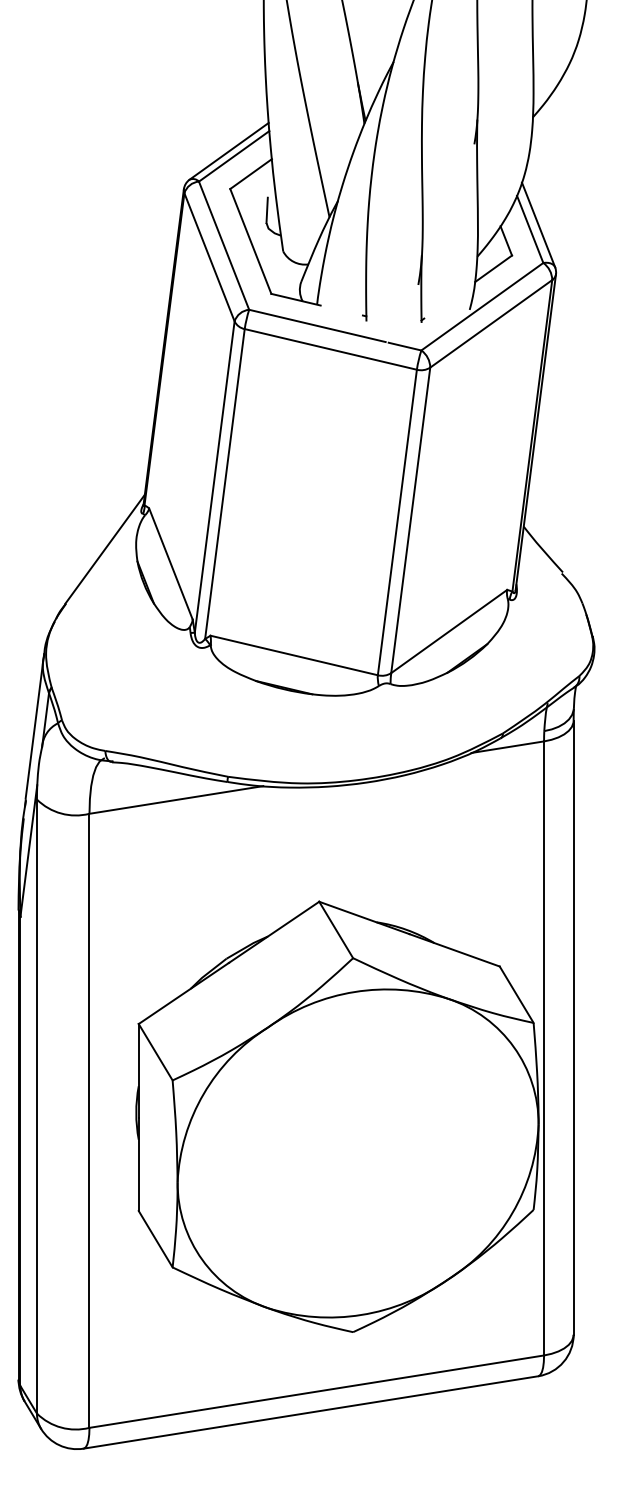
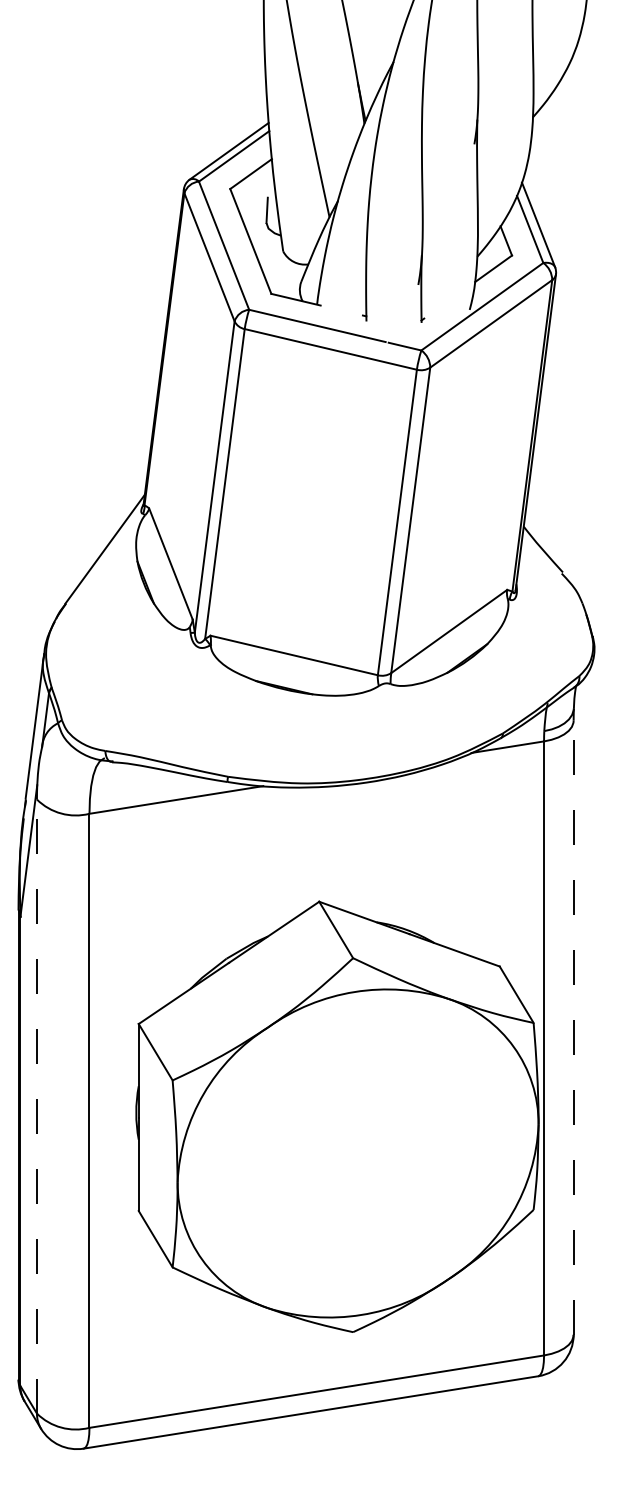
line: solid -> dashed (573, 1027)
line: solid -> dashed (36, 1106)
